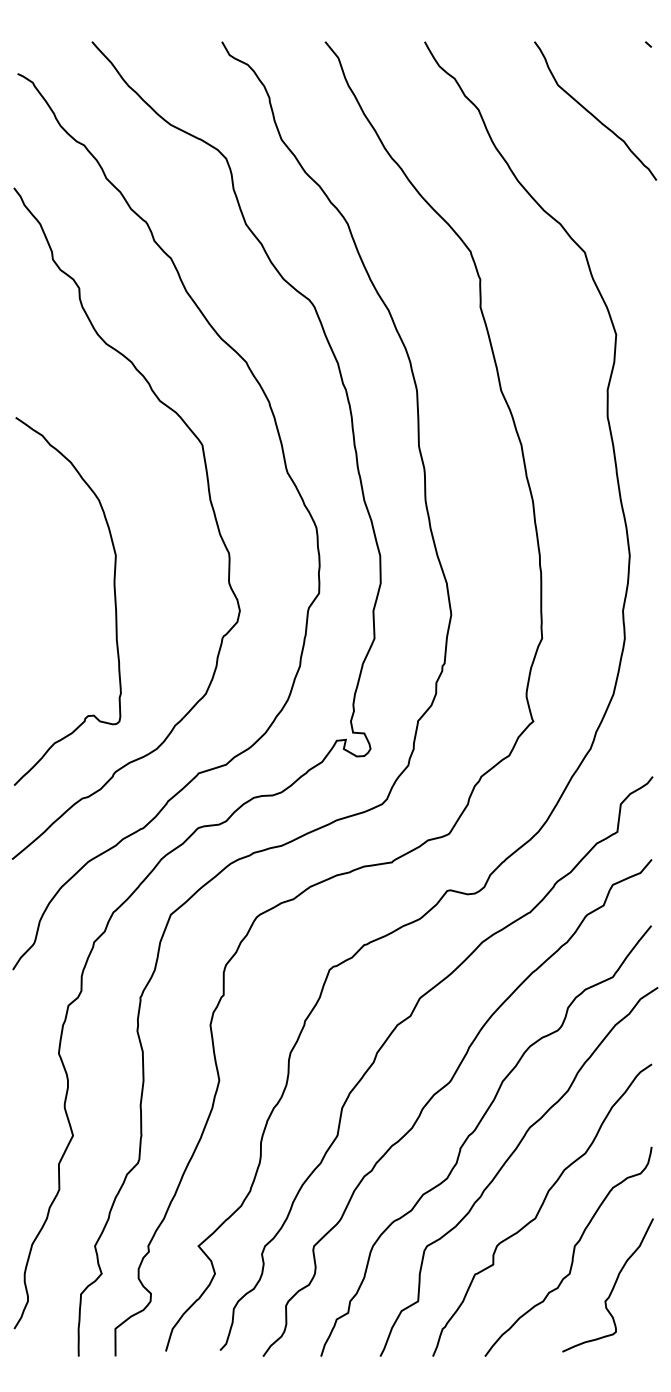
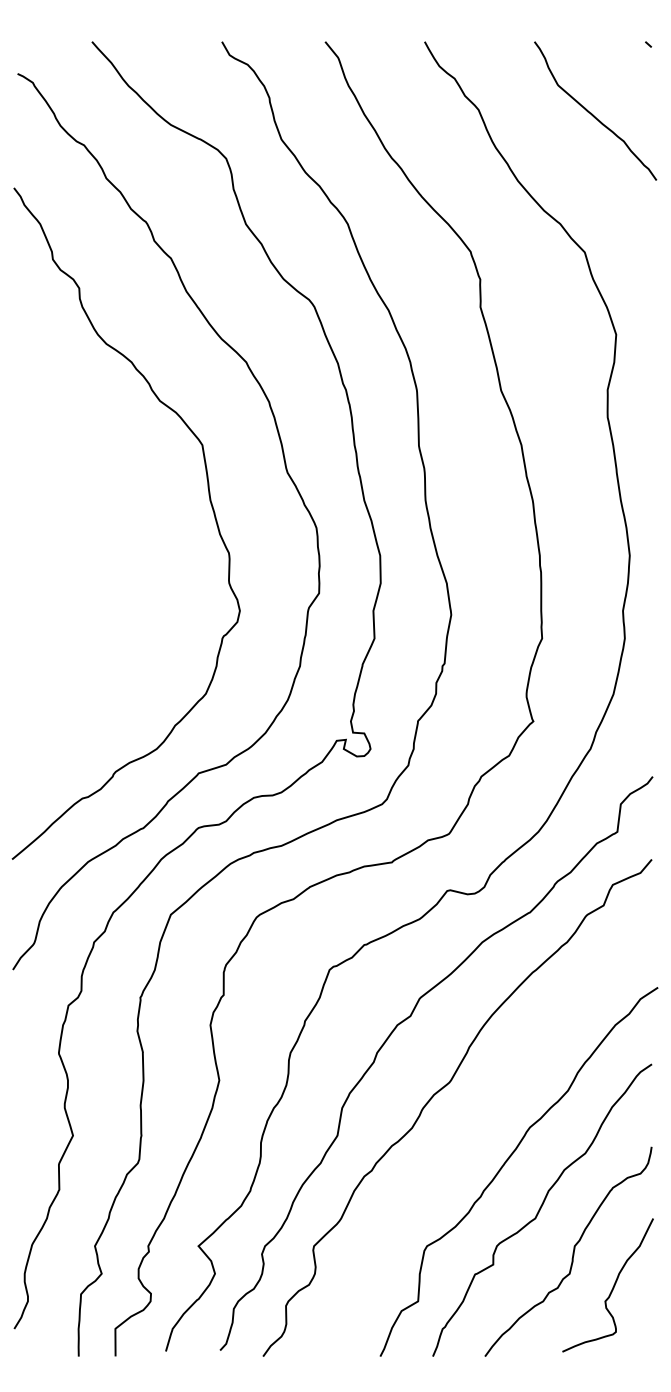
curve: present -> none (114, 601)
curve: present -> none (475, 1131)
